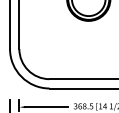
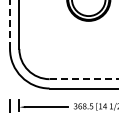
line: solid -> dashed (10, 24)
line: solid -> dashed (84, 79)
